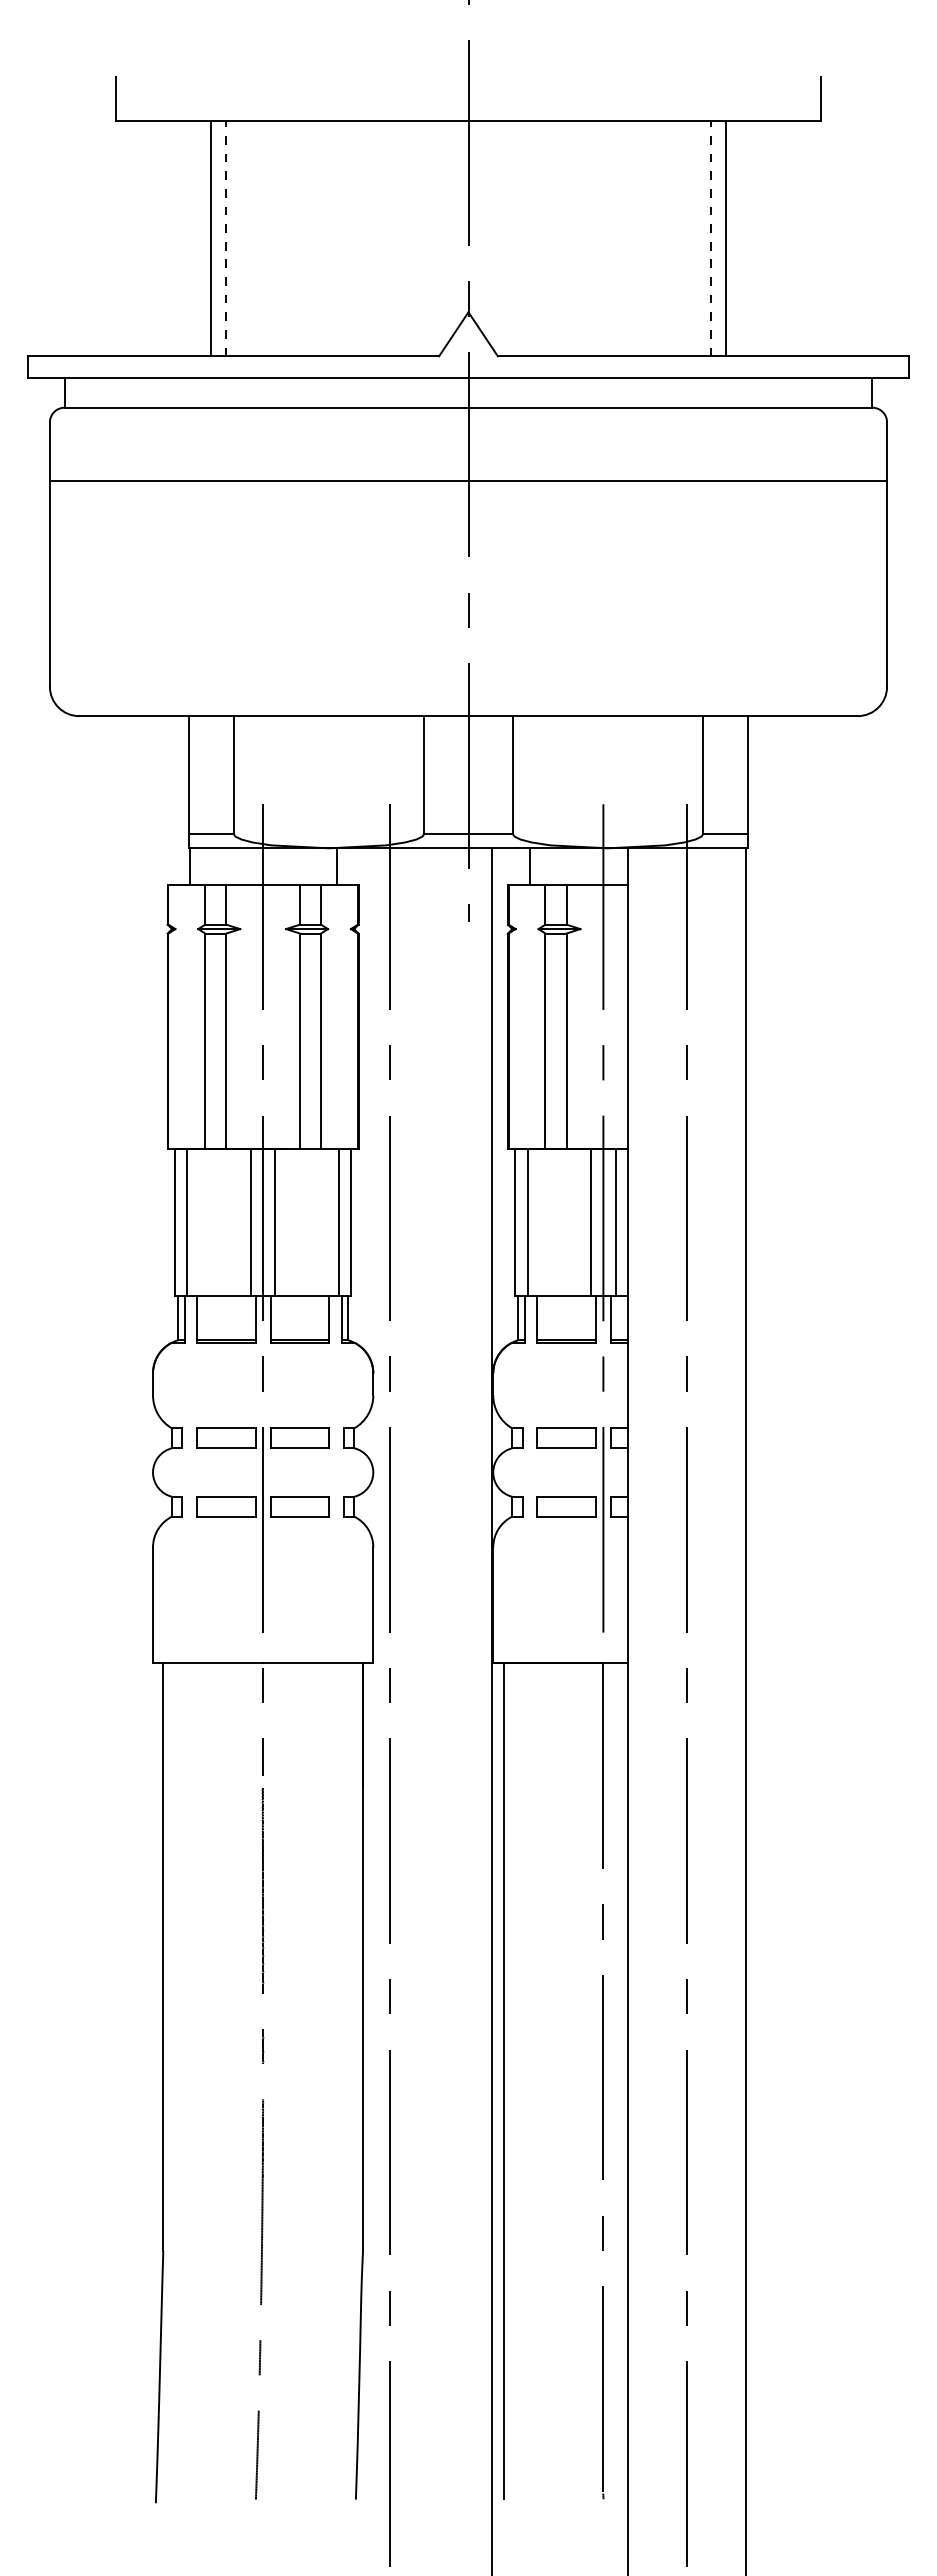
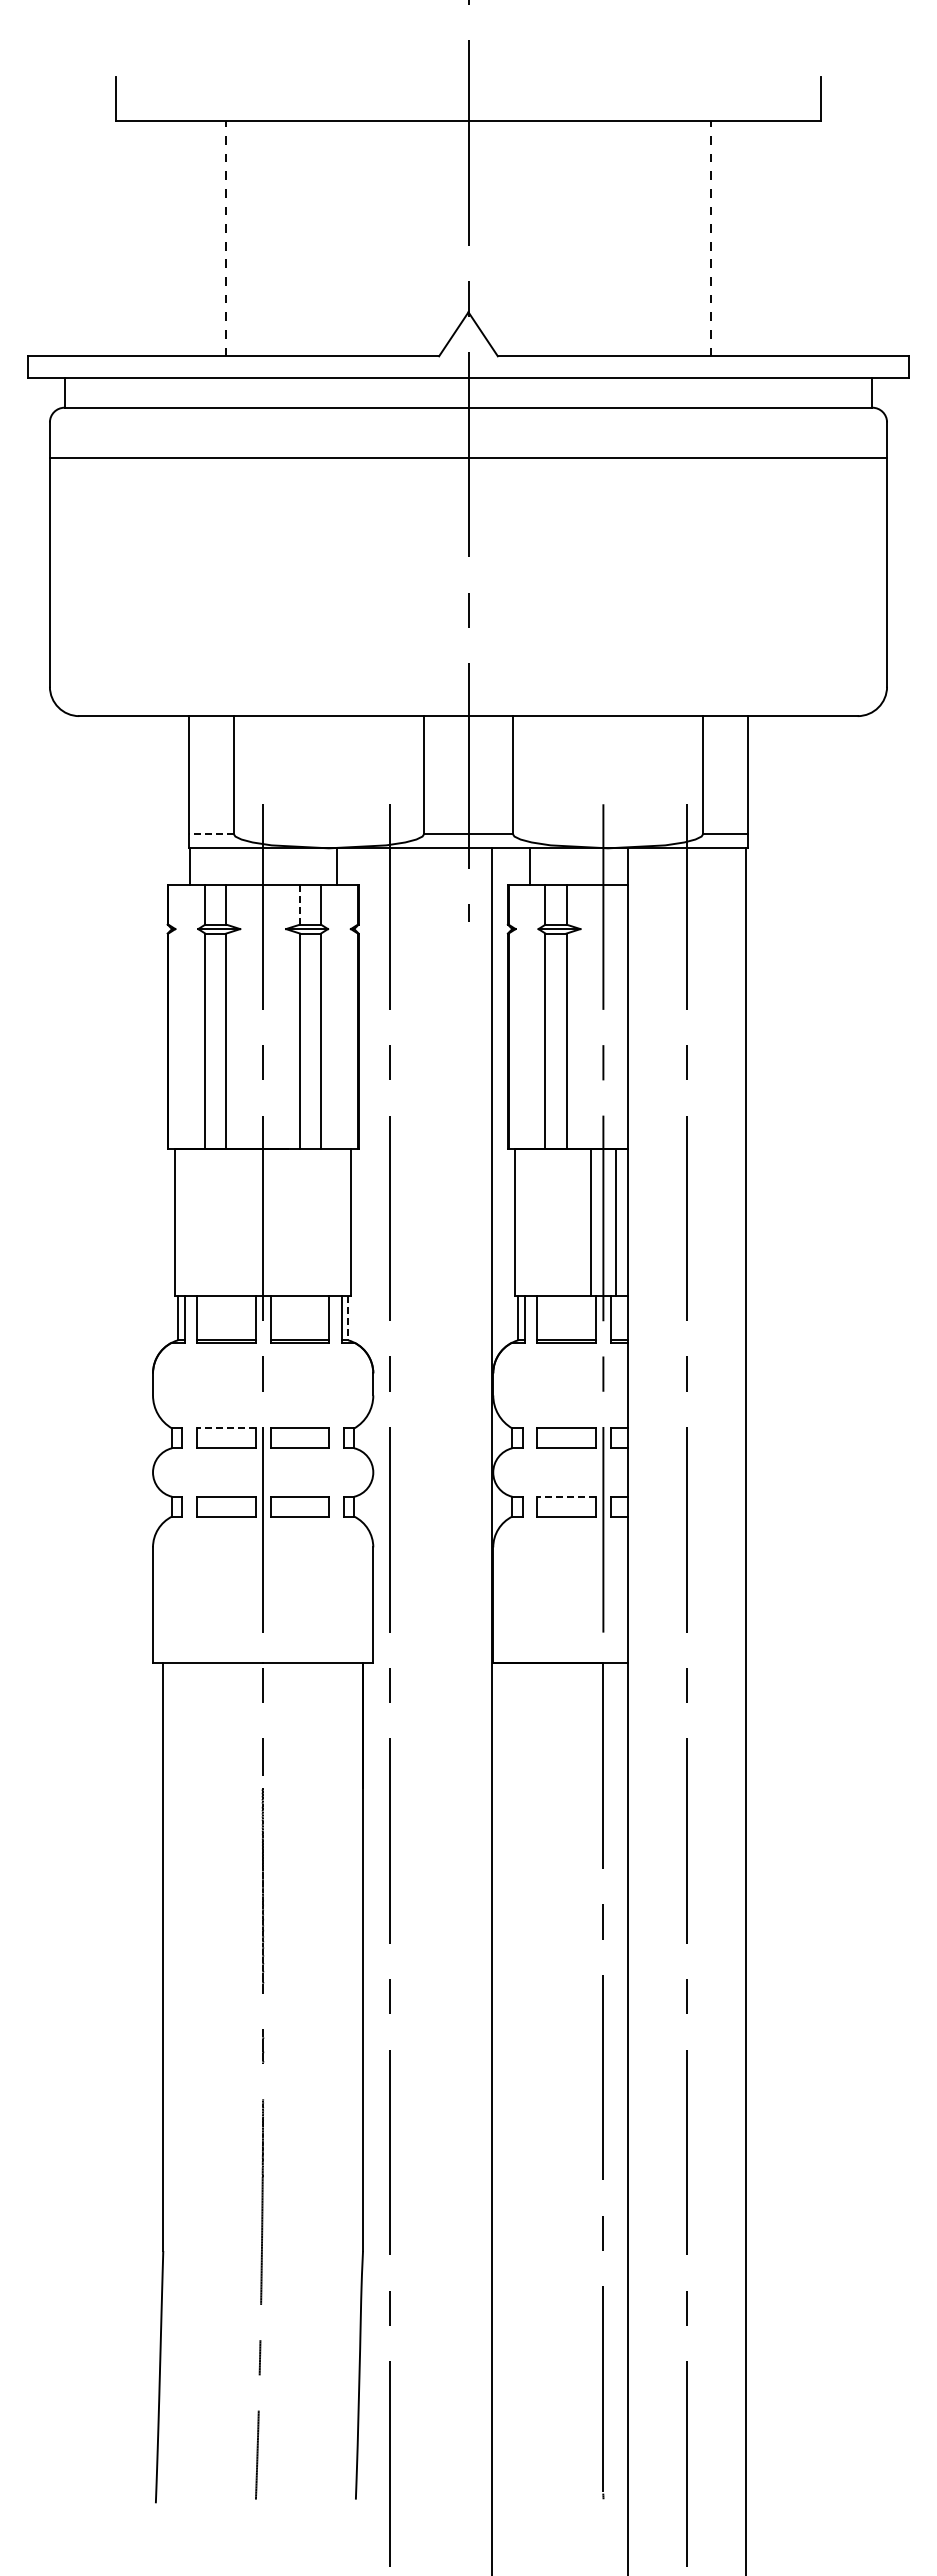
line: present -> none (211, 238)
line: present -> none (725, 238)
line position: (468, 481) -> (468, 458) (468, 458)
line: solid -> dashed (210, 833)
line: solid -> dashed (299, 904)
line: present -> none (187, 1222)
line: present -> none (250, 1222)
line: present -> none (275, 1222)
line: present -> none (339, 1222)
line: present -> none (527, 1222)
line: solid -> dashed (348, 1318)
line: solid -> dashed (225, 1428)
line: solid -> dashed (566, 1496)
line: present -> none (503, 2080)
